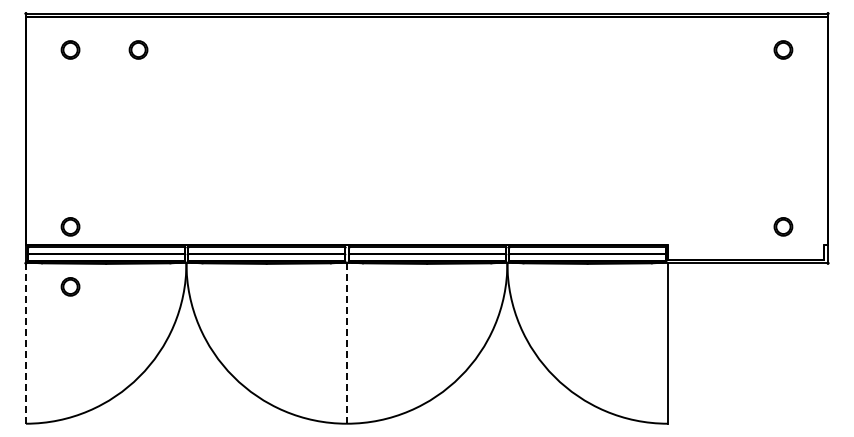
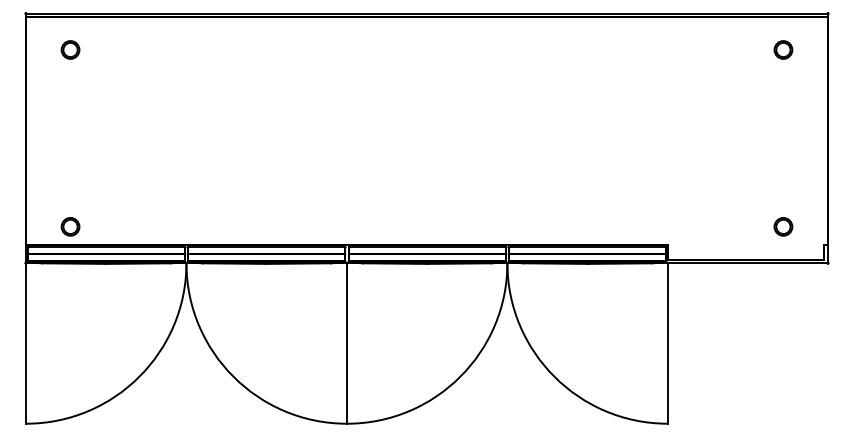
part: present -> none (138, 49)
part: present -> none (70, 286)
line: dashed -> solid (25, 343)
line: dashed -> solid (346, 343)
